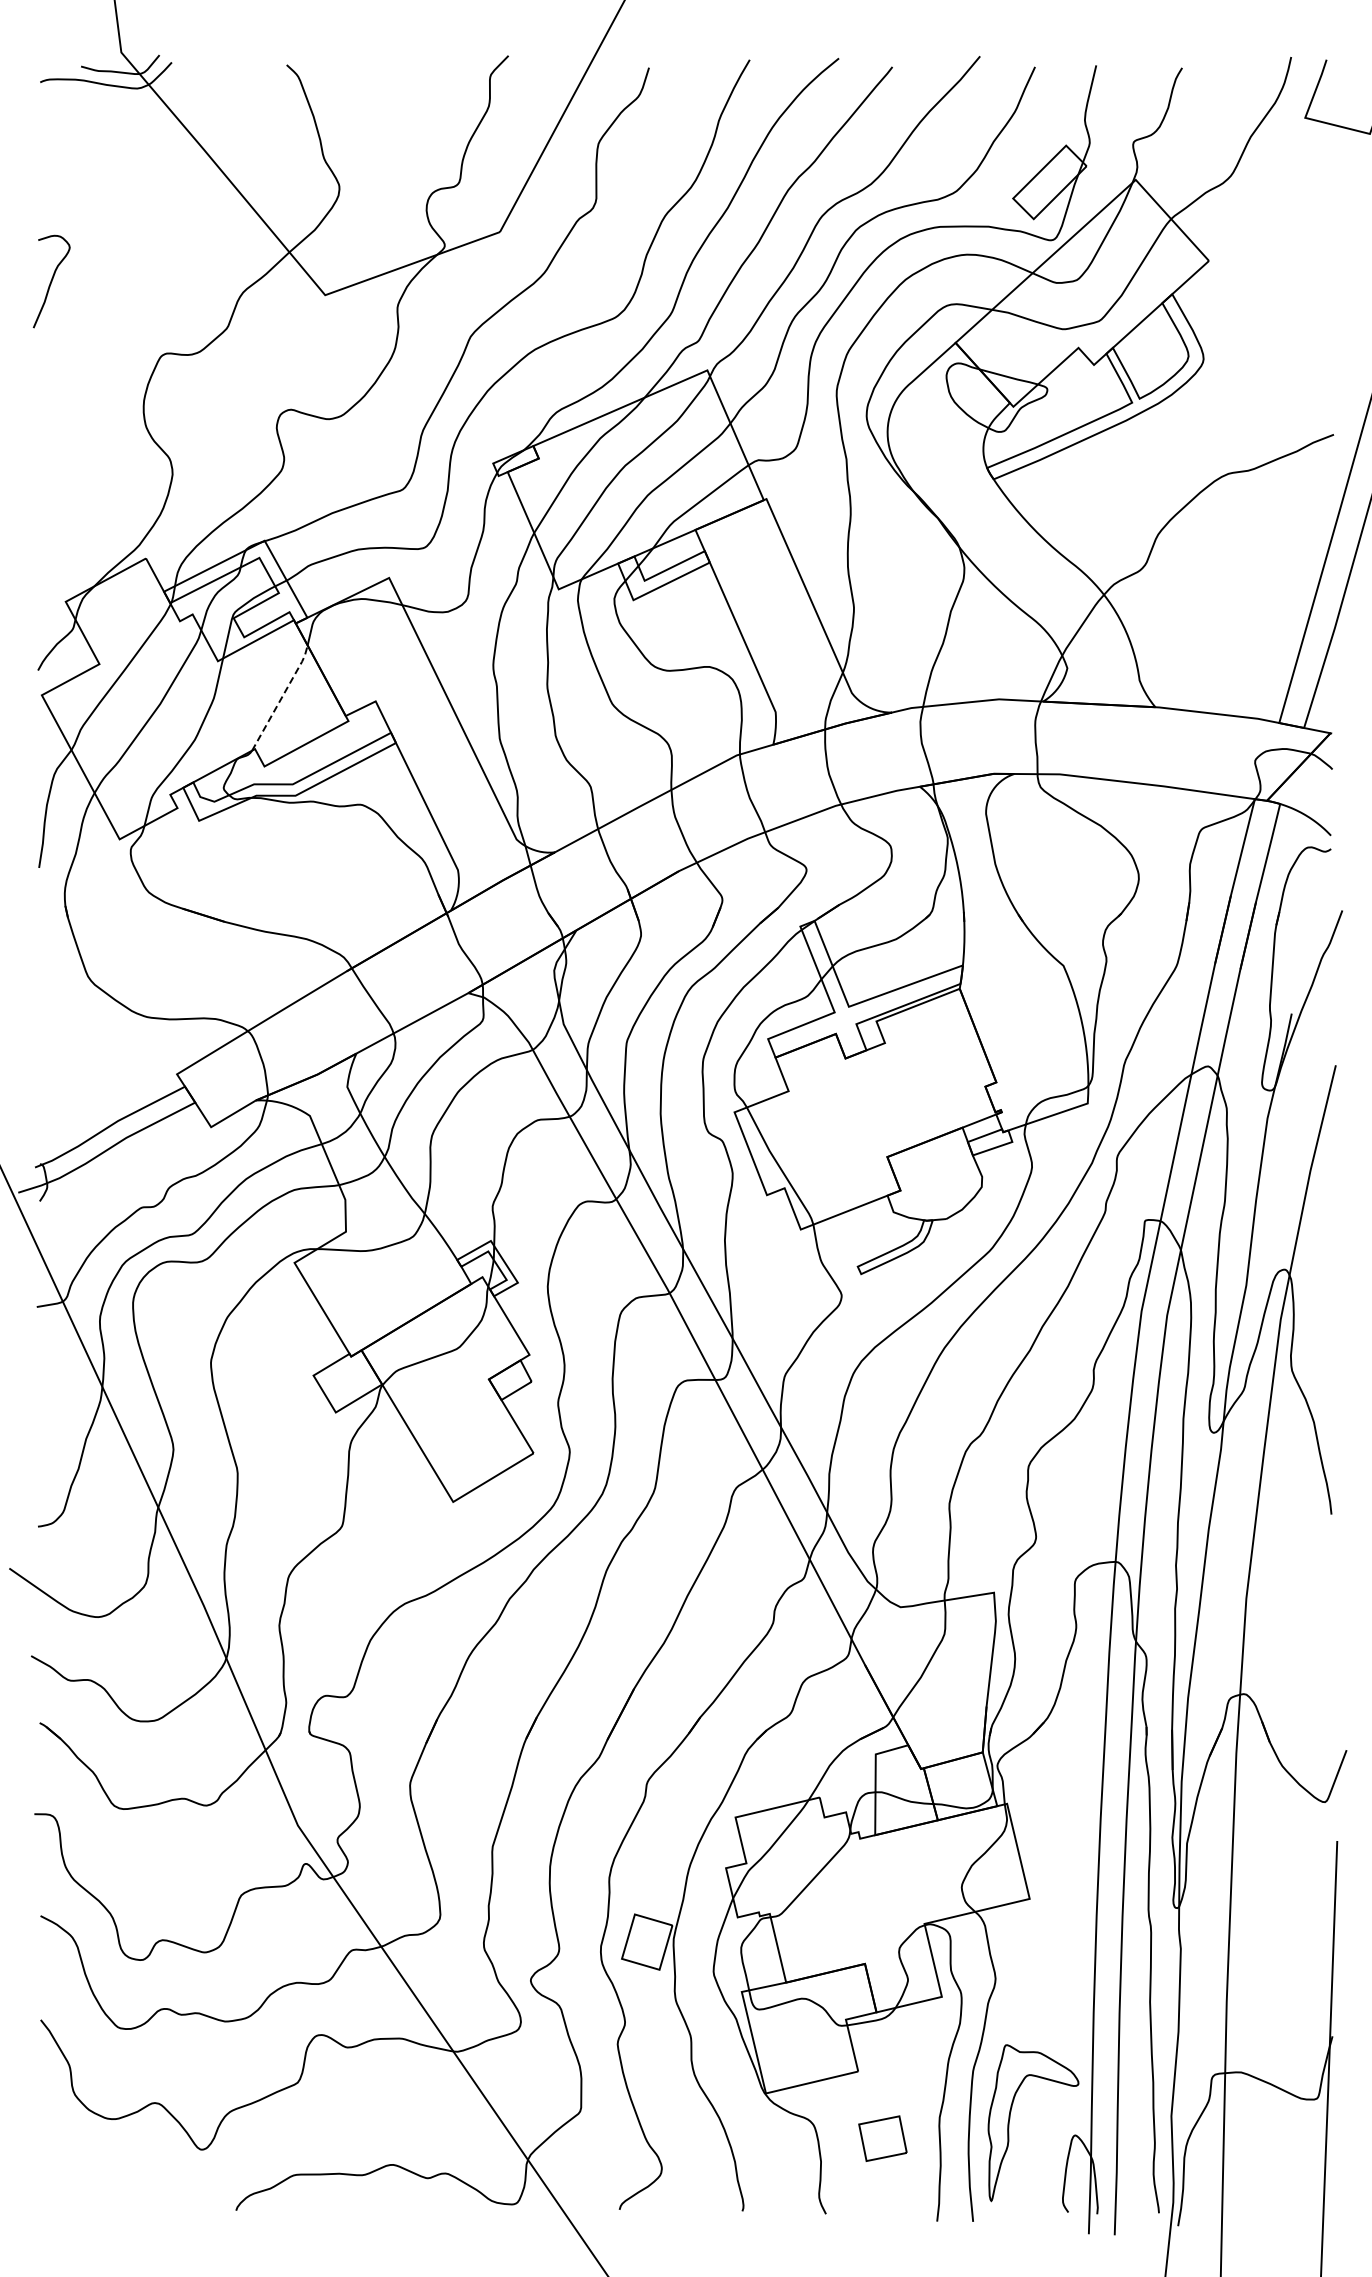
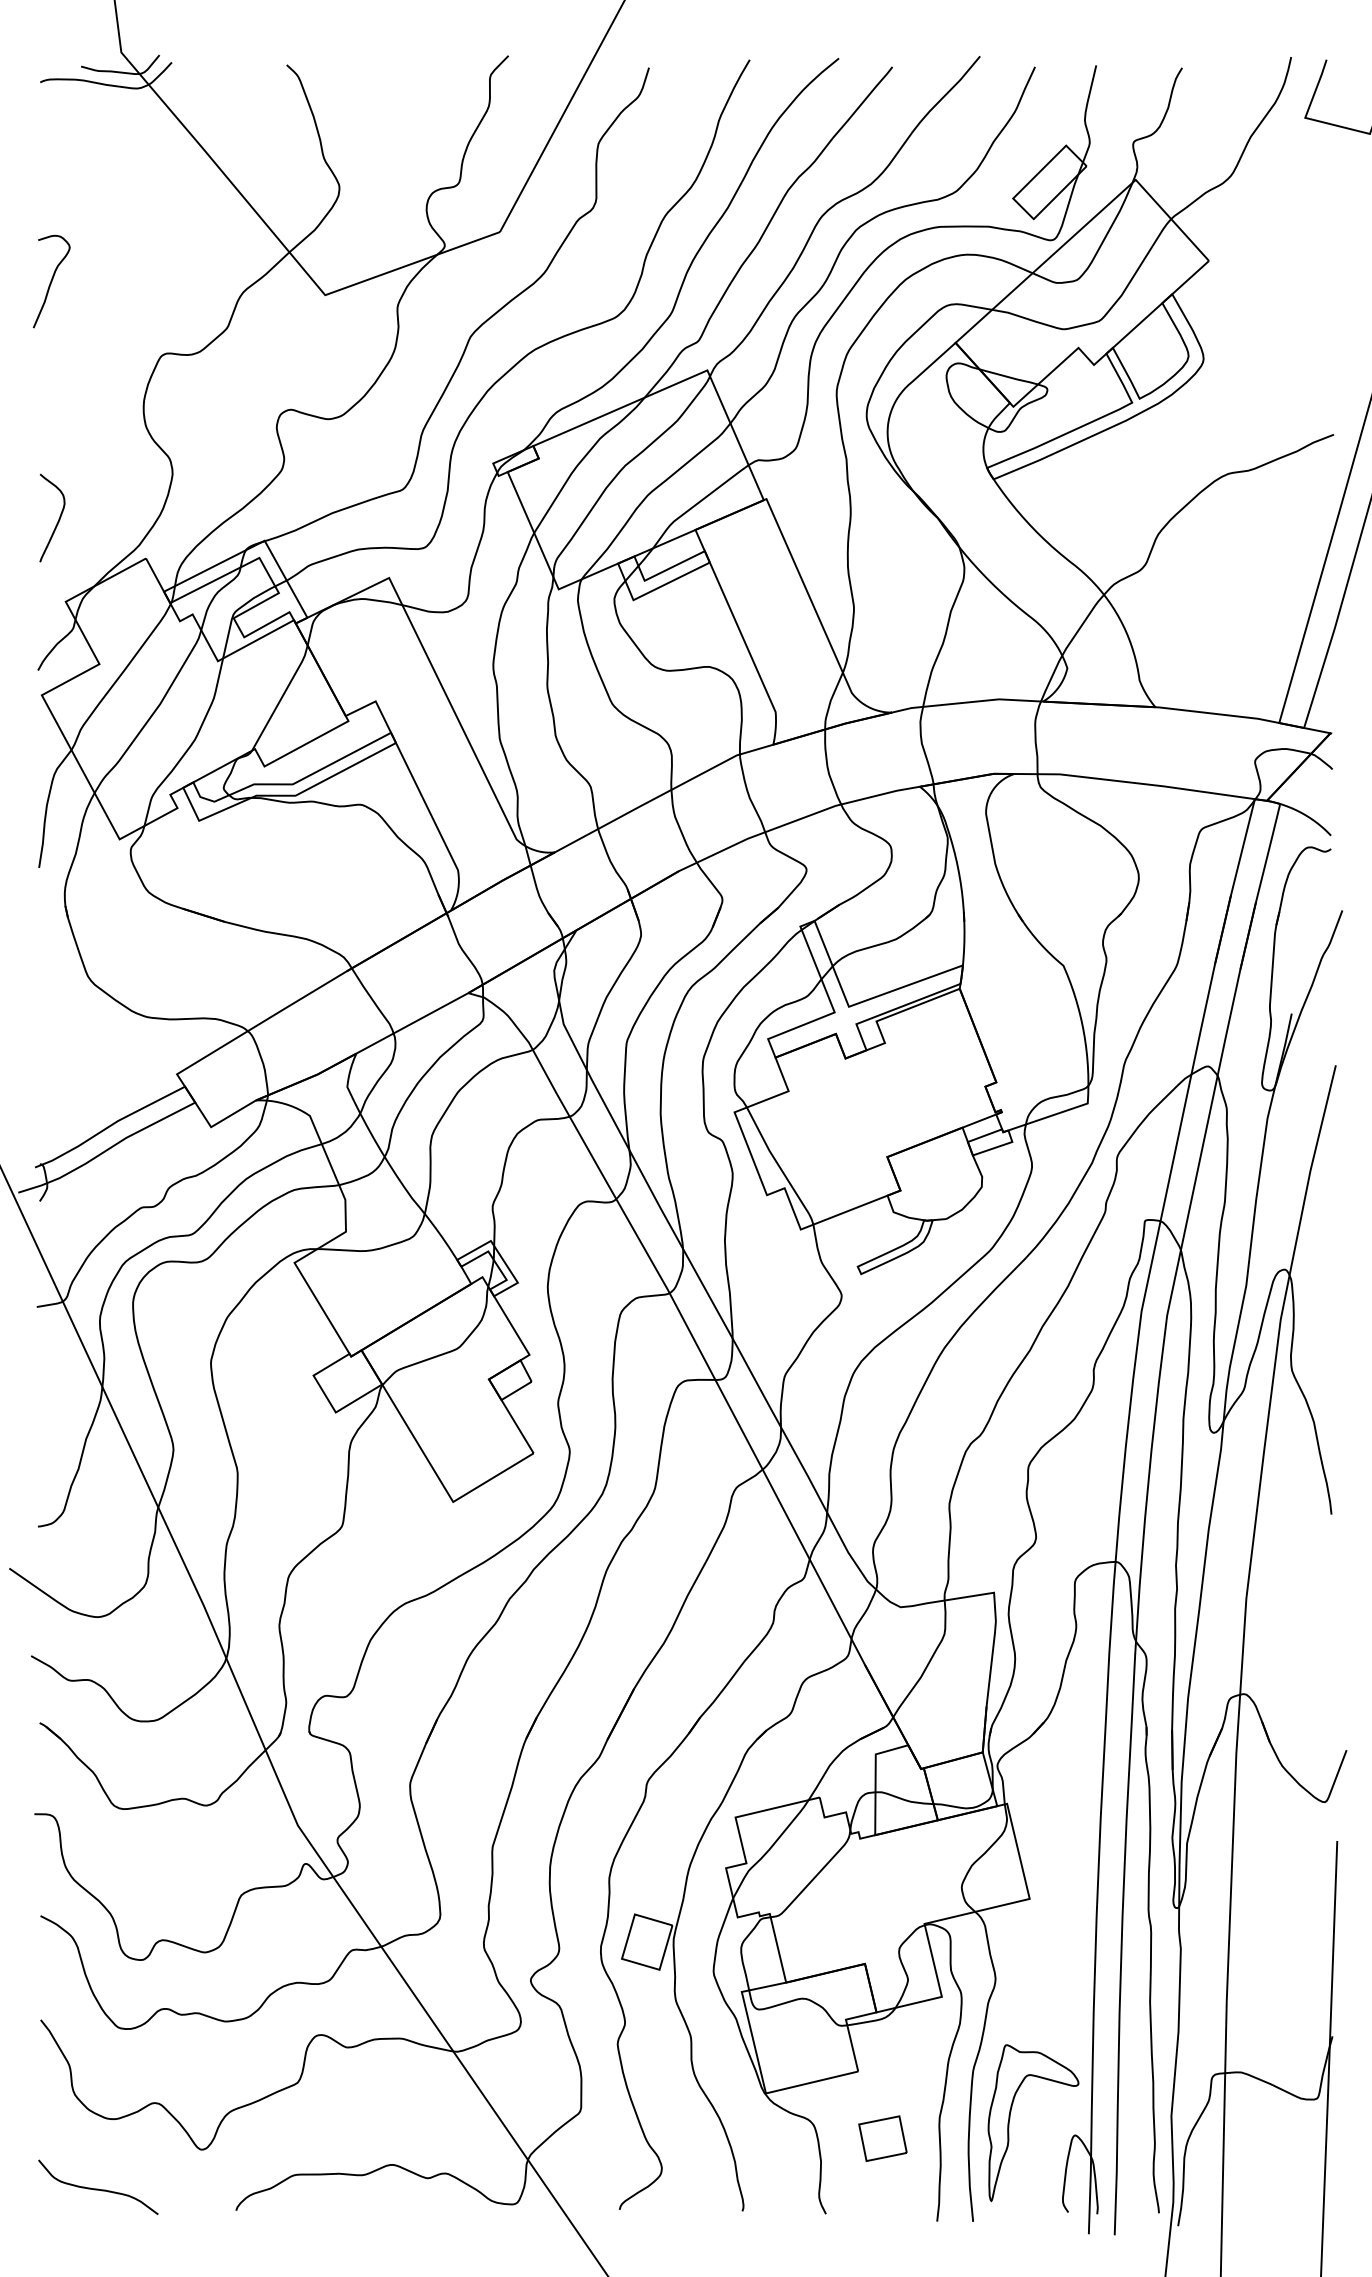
curve: none -> present (58, 518)
line: dashed -> solid (282, 697)
curve: none -> present (98, 2188)
